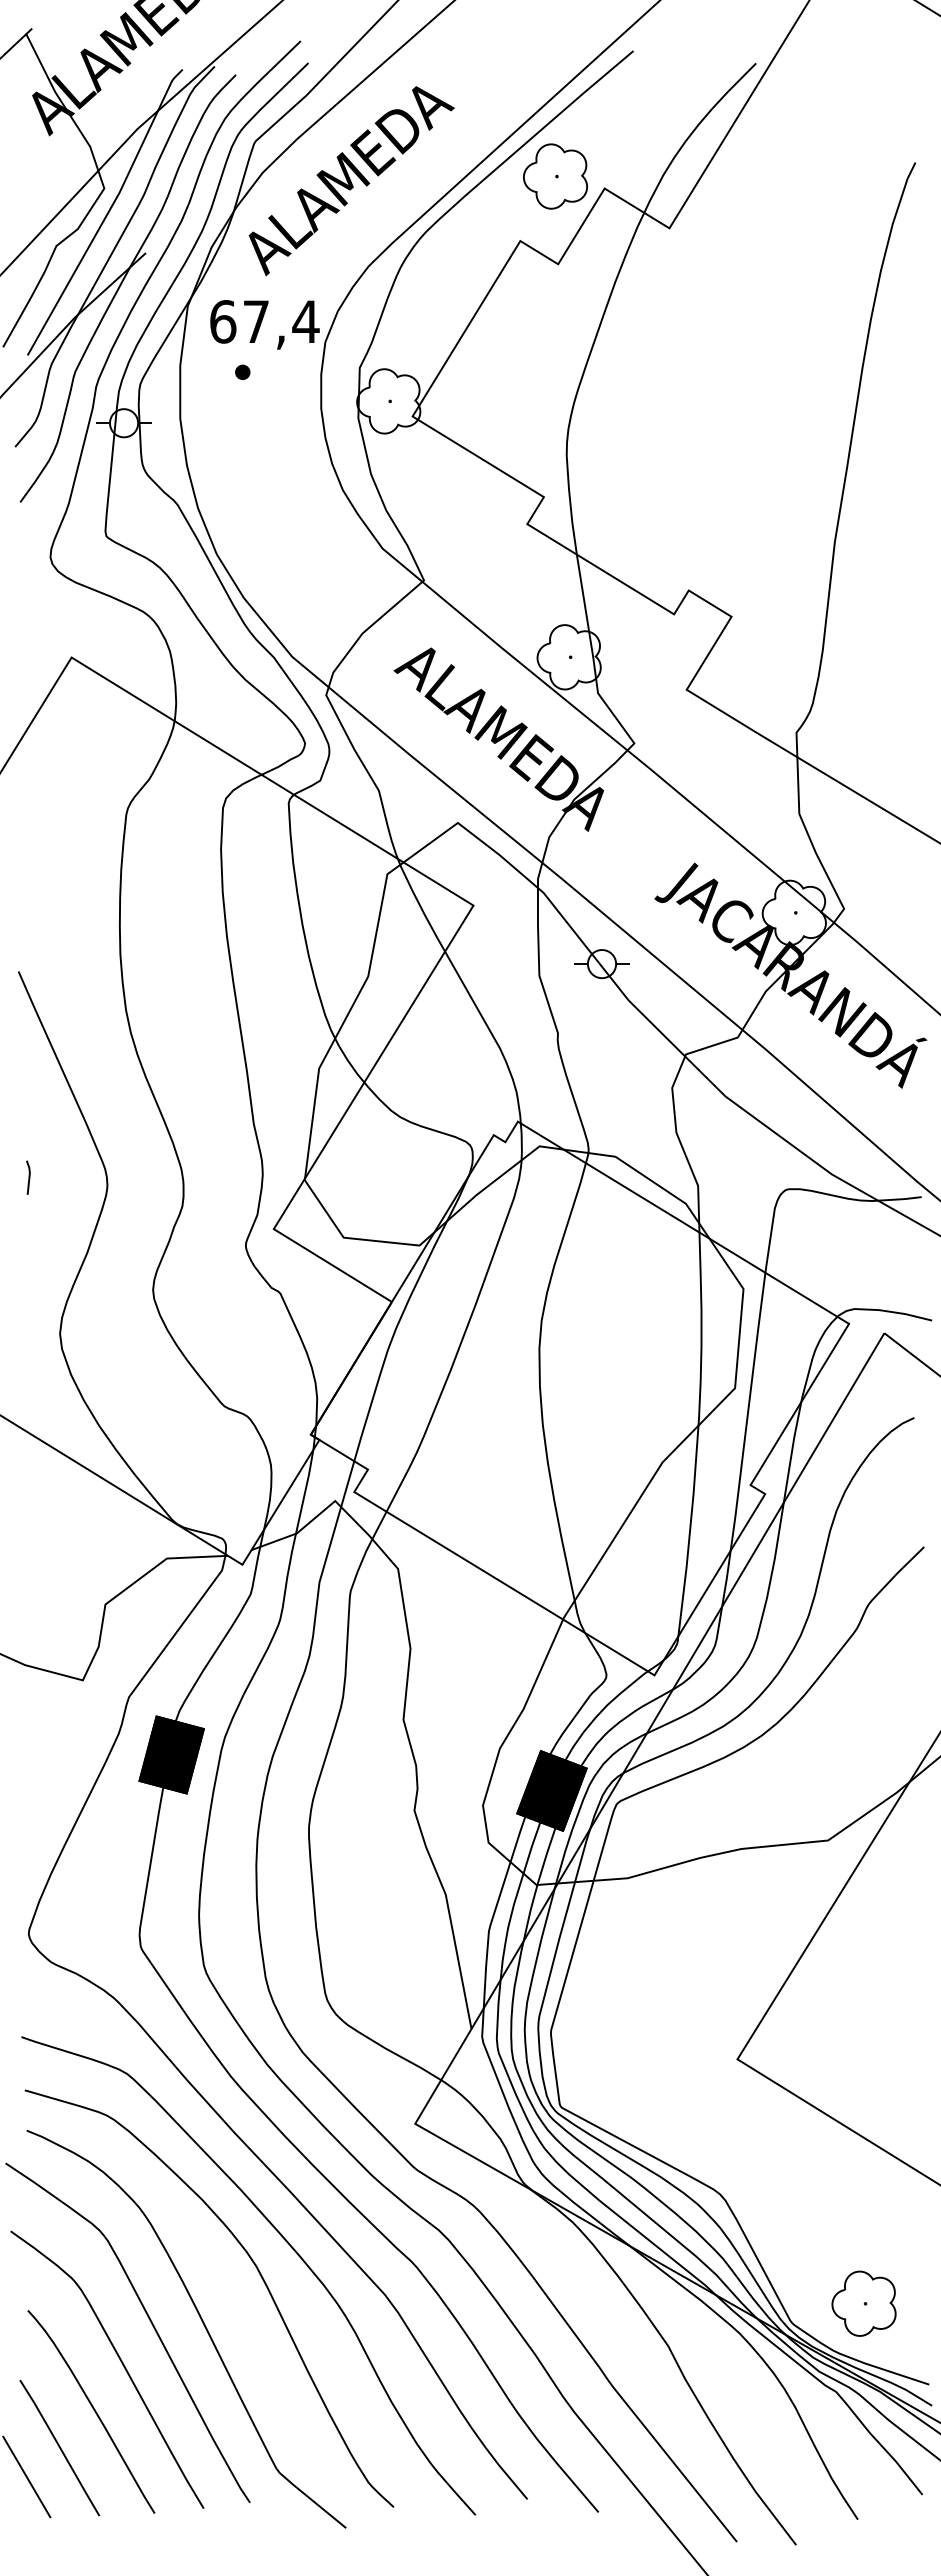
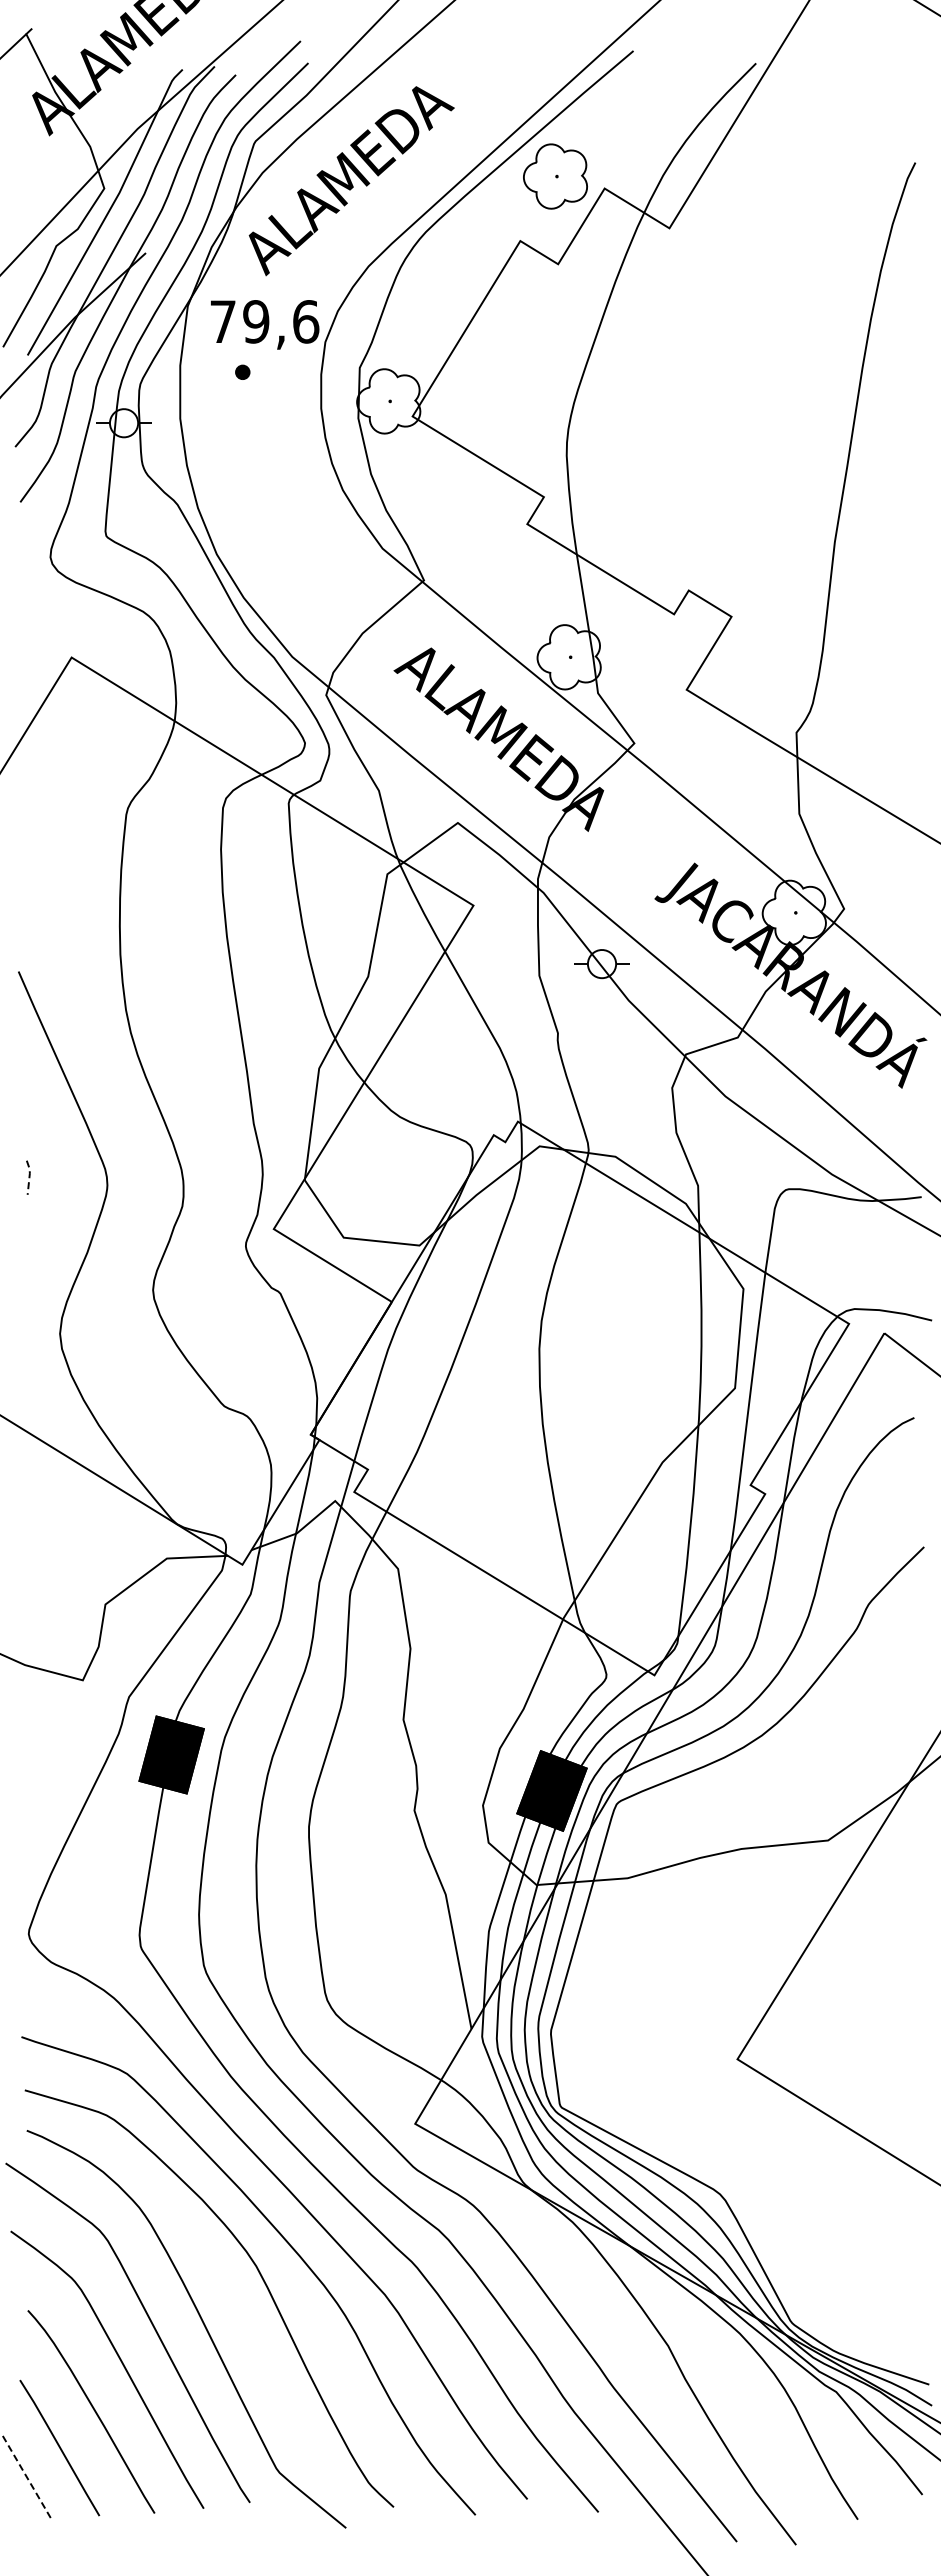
text: 67,4 -> 79,6 (264, 321)
line: solid -> dashed (29, 1176)
part: present -> none (863, 2303)
line: solid -> dashed (26, 2477)
